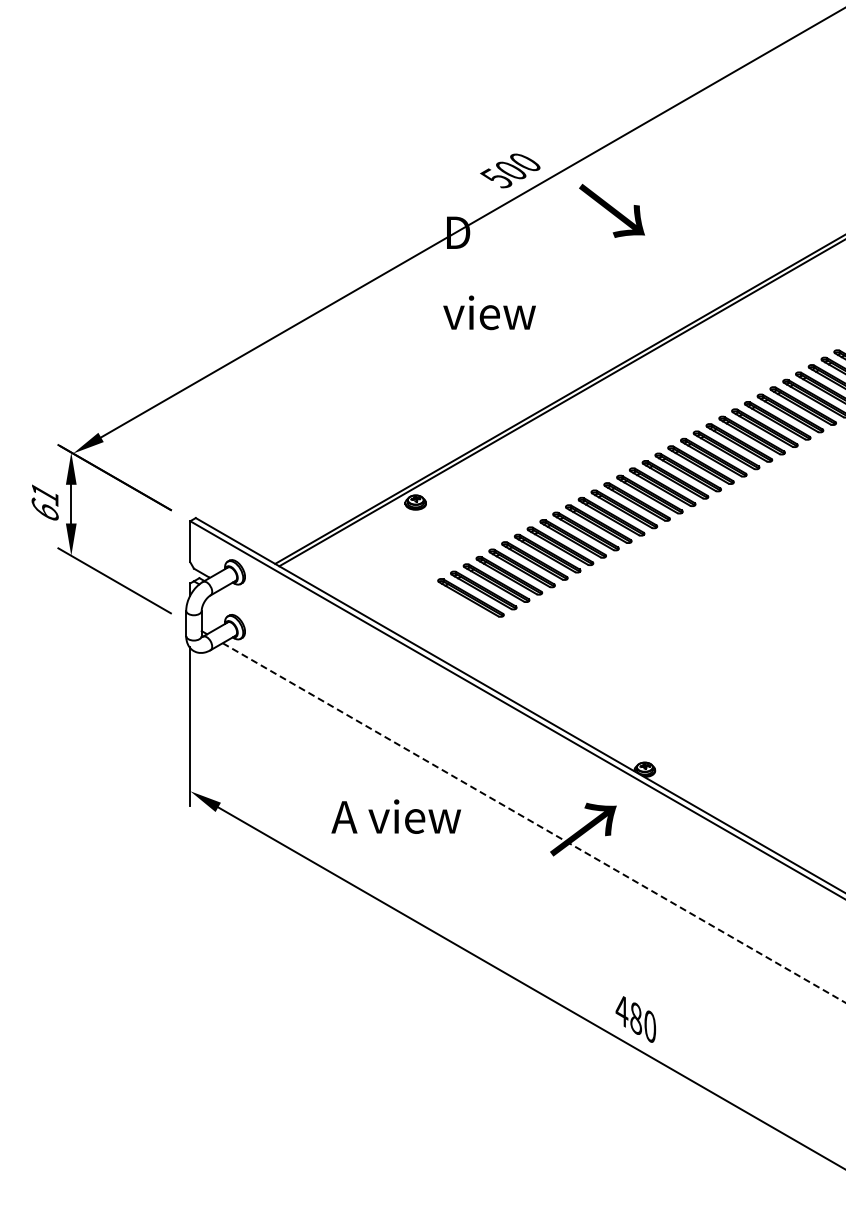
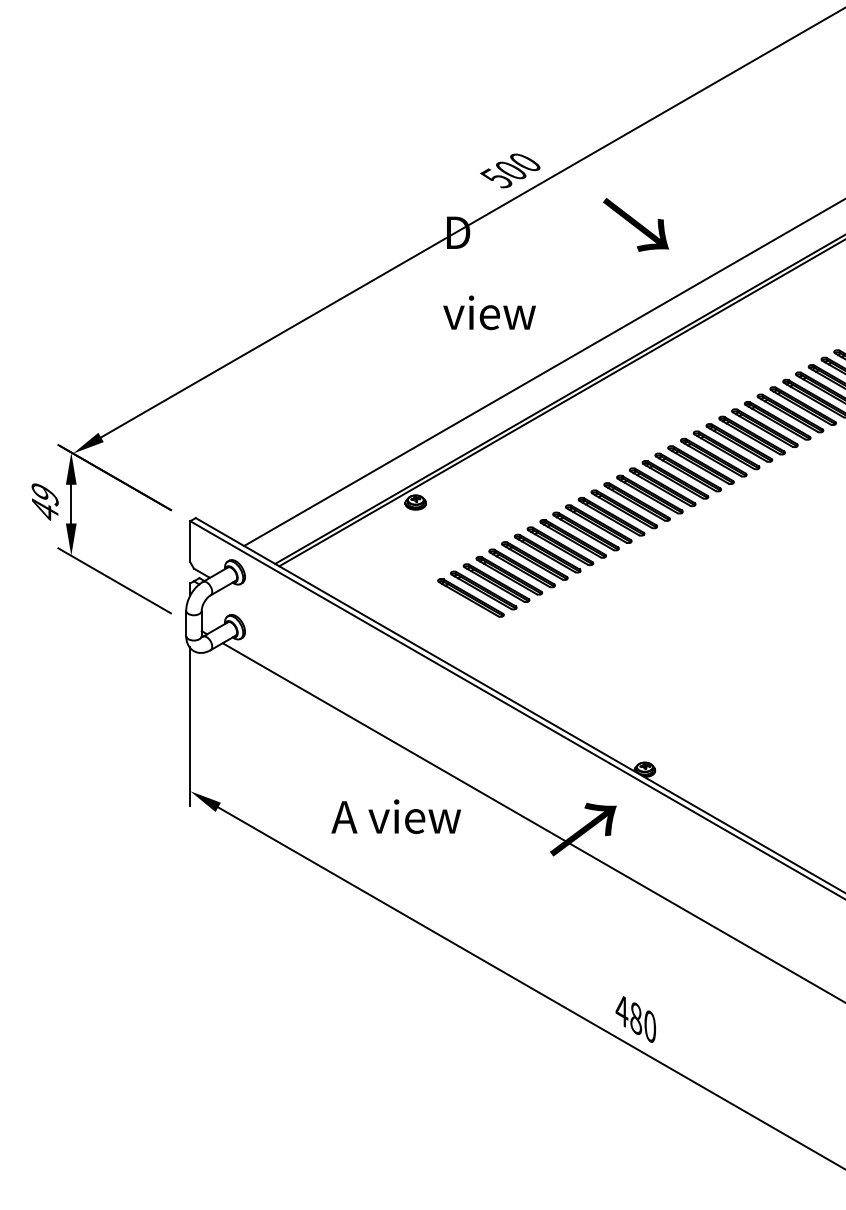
text position: (611, 210) -> (635, 224) (635, 224)
line: none -> present (543, 373)
text: 61 -> 49 (44, 501)
line: dashed -> solid (534, 823)
